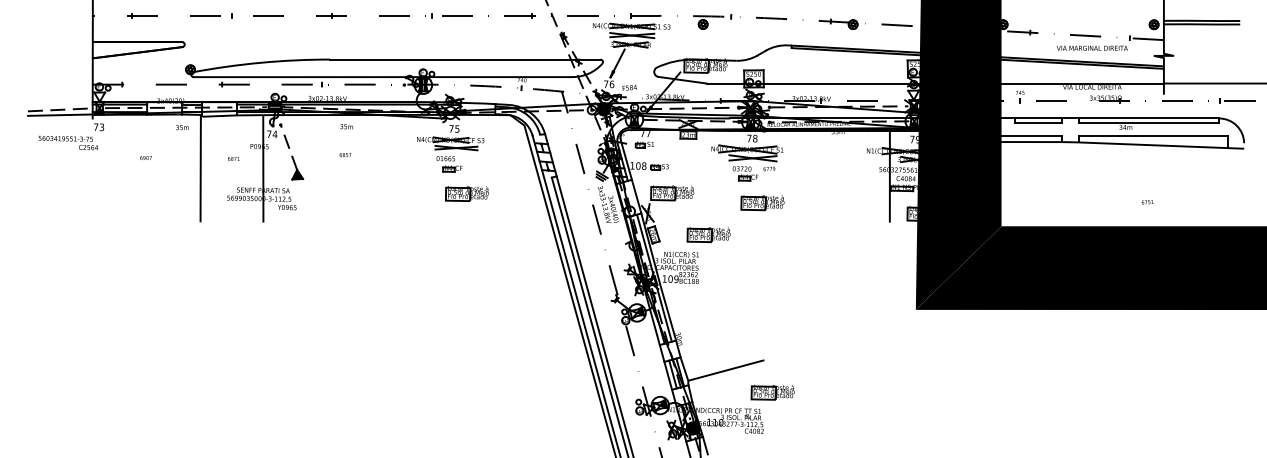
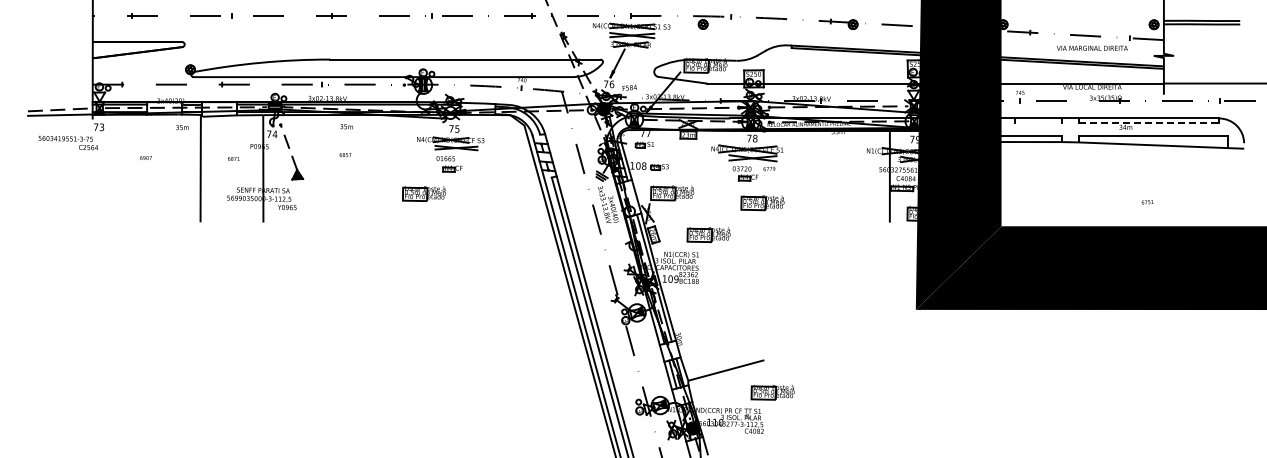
line: present -> none (1037, 123)
line: solid -> dashed (1149, 123)
part position: (466, 193) -> (423, 193) (423, 193)
